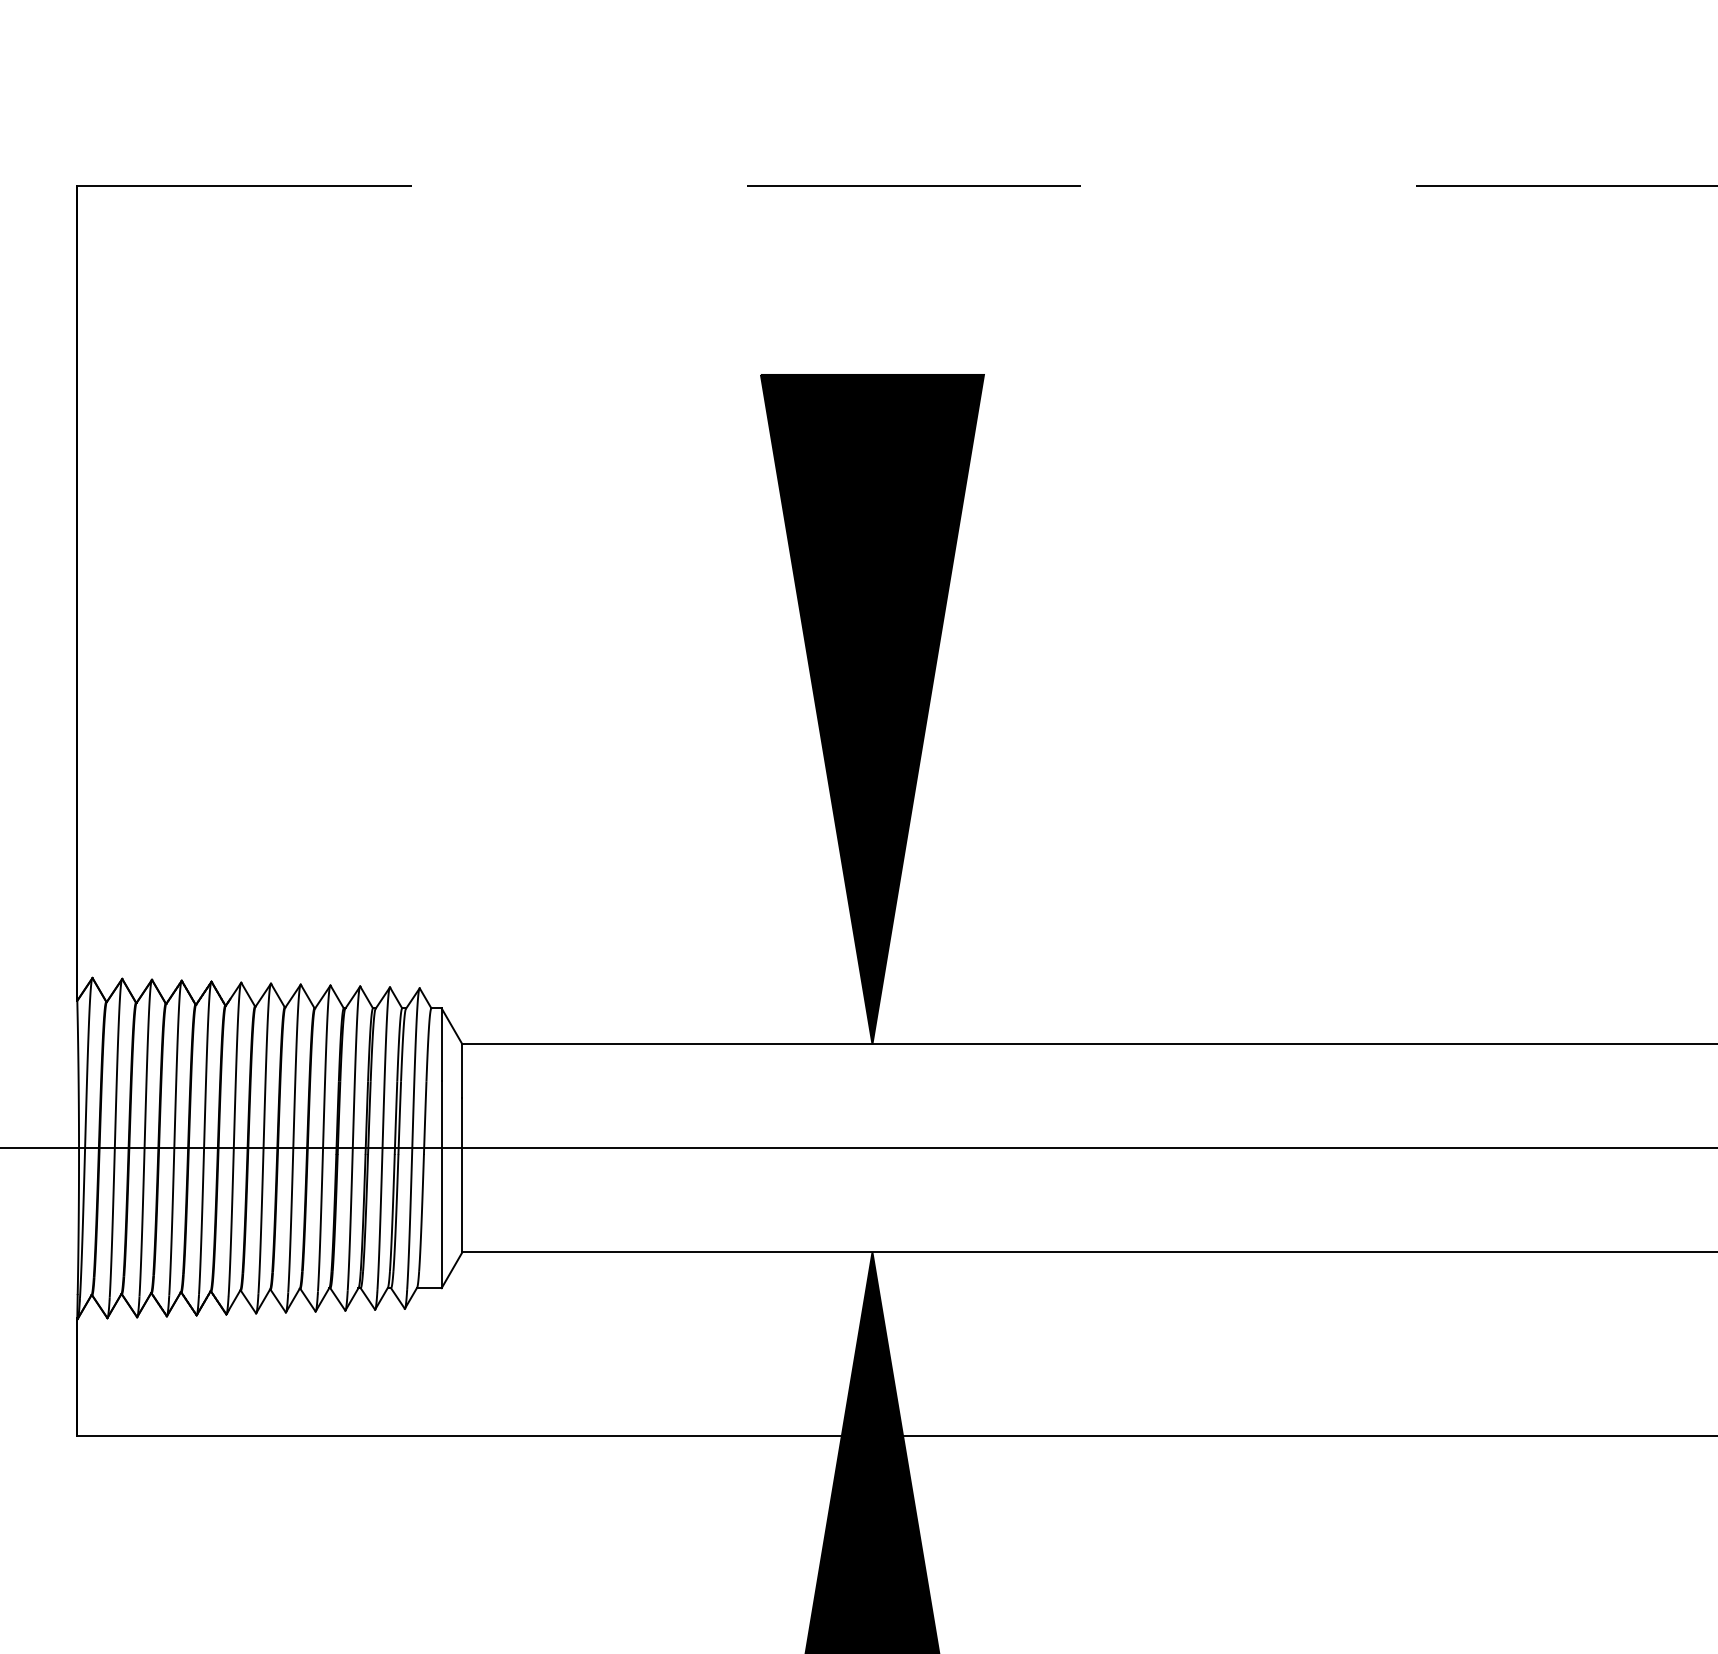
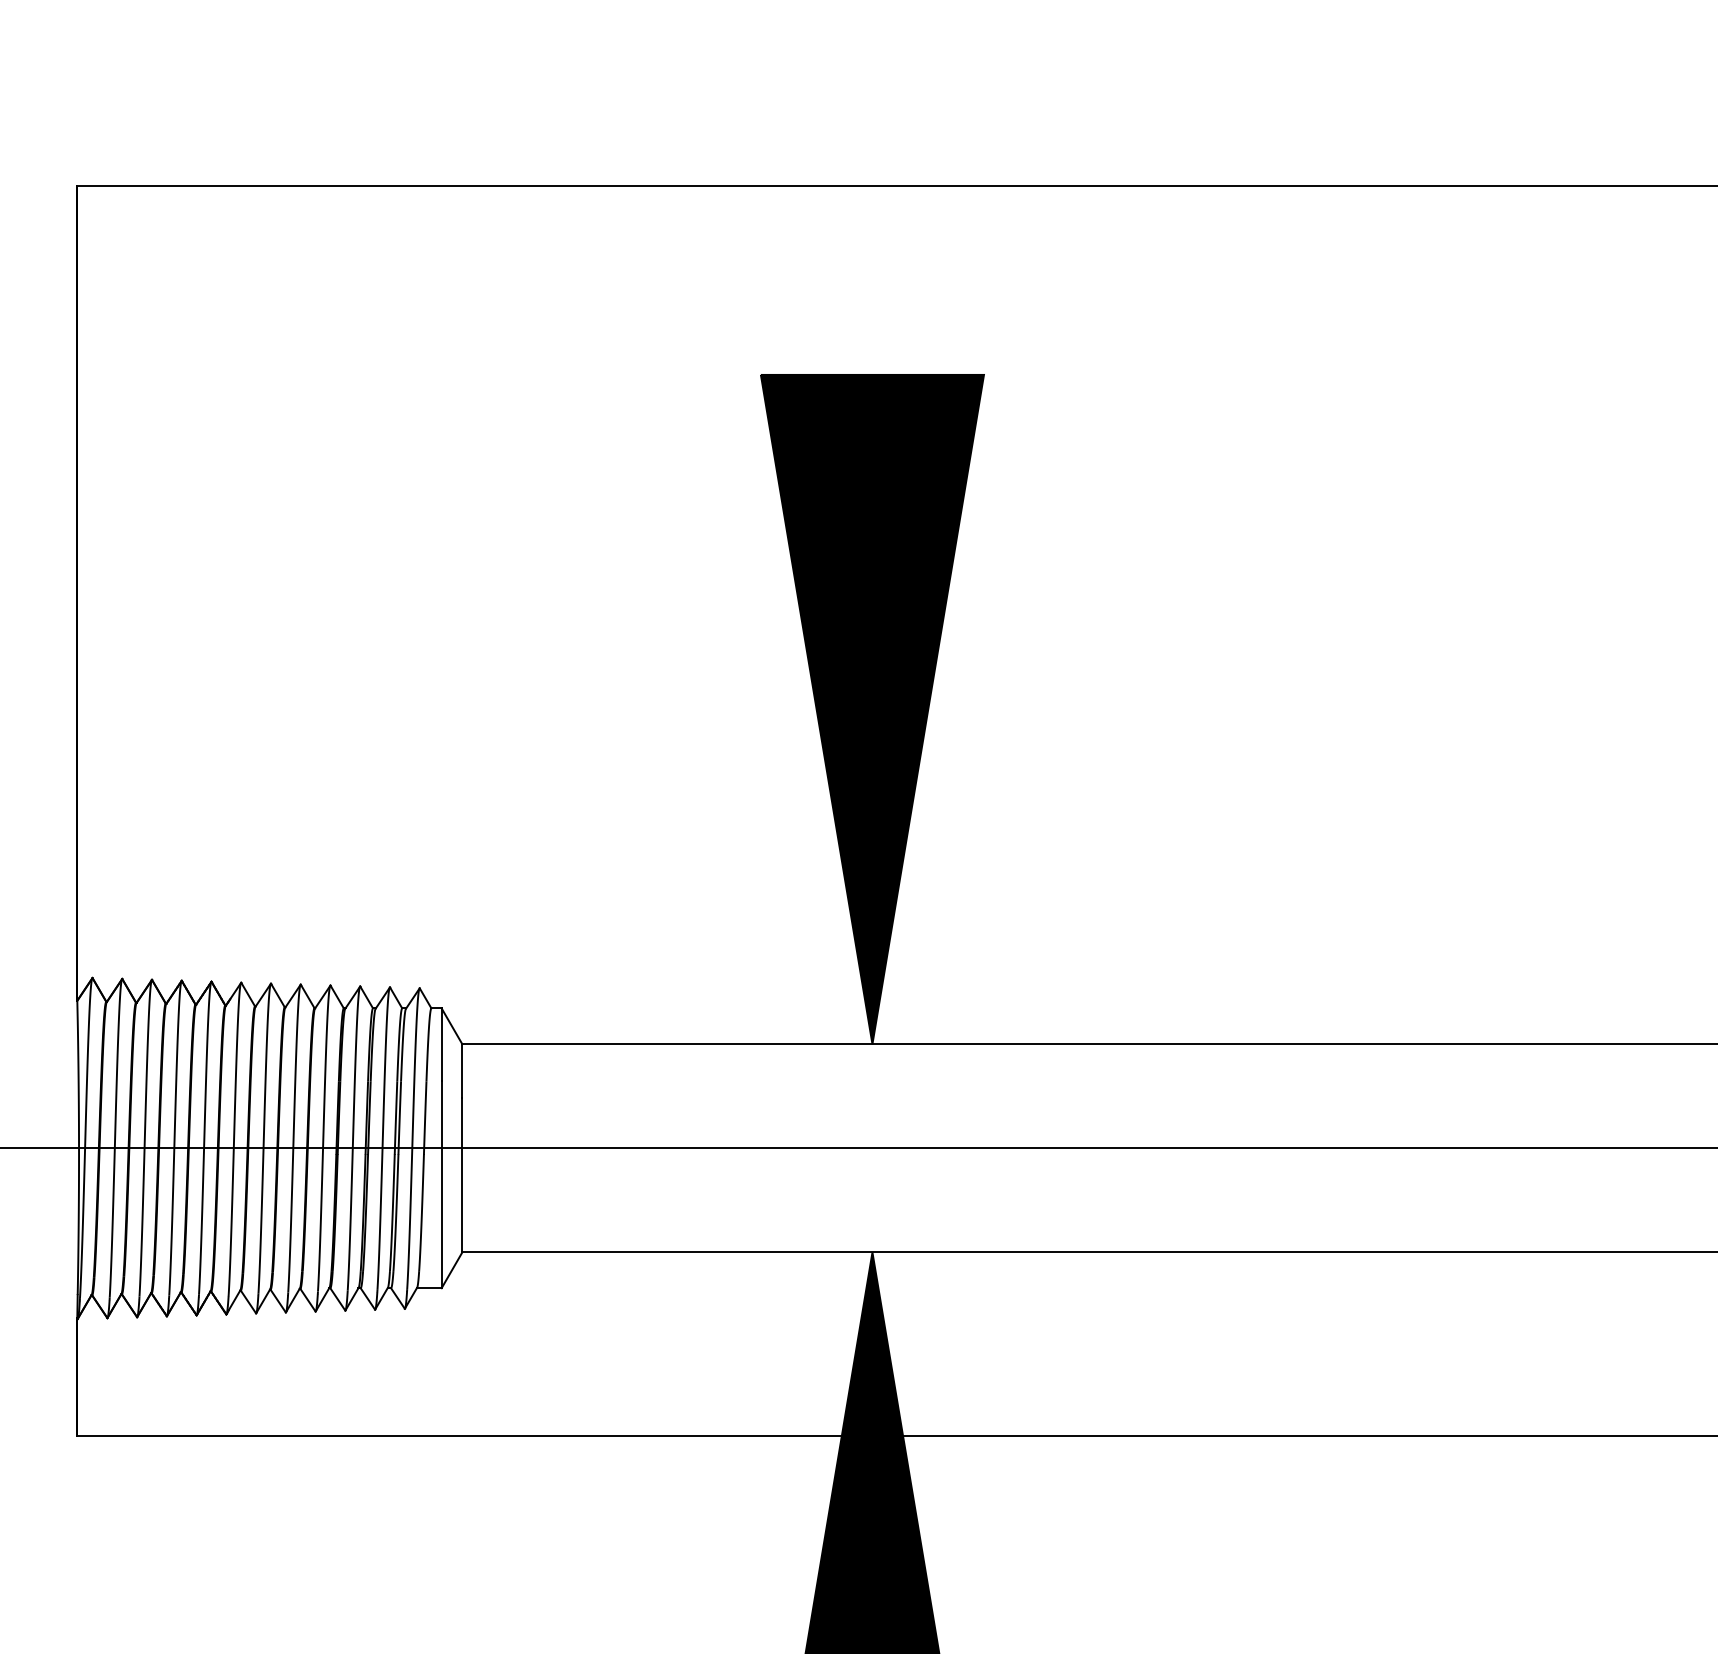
line: dashed -> solid (898, 186)
